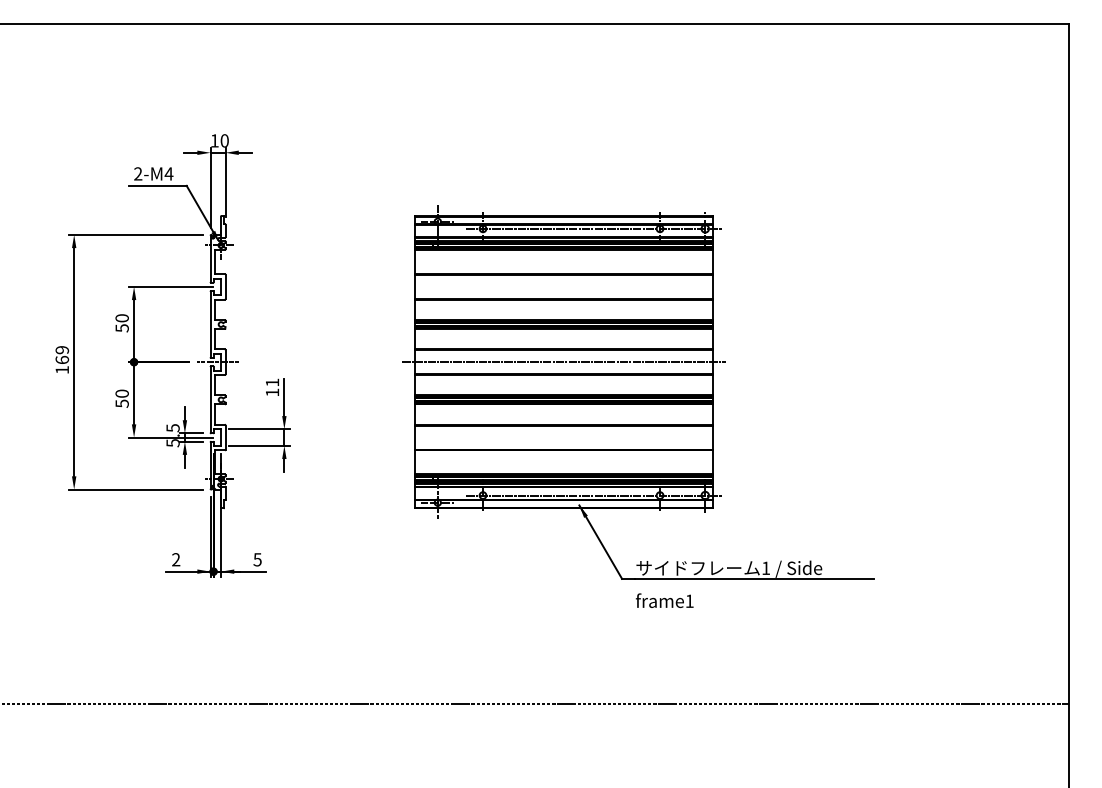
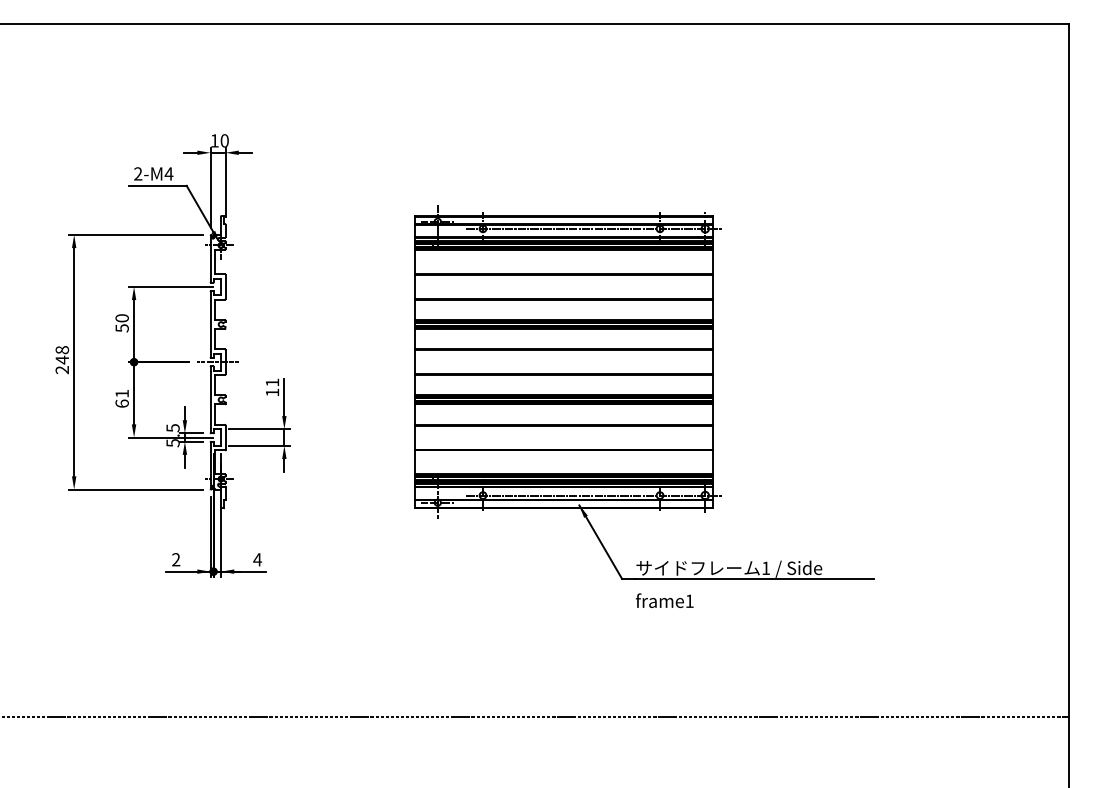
text: 169 -> 248 (62, 360)
line: present -> none (563, 362)
text: 50 -> 61 (121, 398)
text: 5 -> 4 (257, 559)
line position: (535, 703) -> (535, 716) (535, 716)
